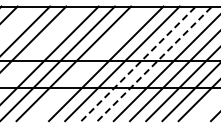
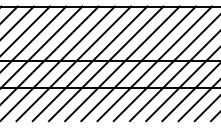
line: none -> present (17, 22)
line: none -> present (42, 46)
line: none -> present (89, 63)
line: dashed -> solid (138, 63)
line: dashed -> solid (155, 63)
line: none -> present (205, 109)
